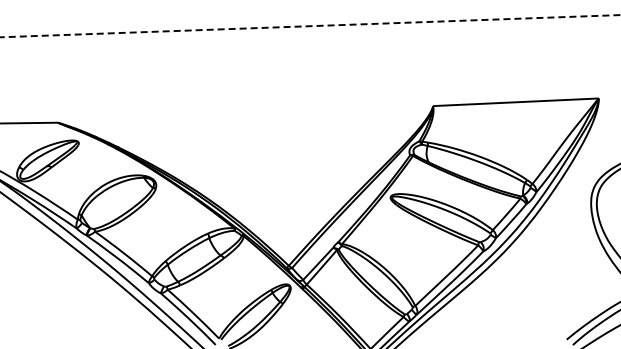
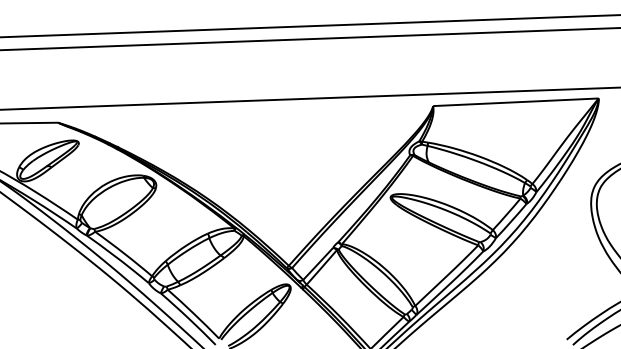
line: dashed -> solid (309, 26)
line: none -> present (309, 39)
line: none -> present (309, 98)
